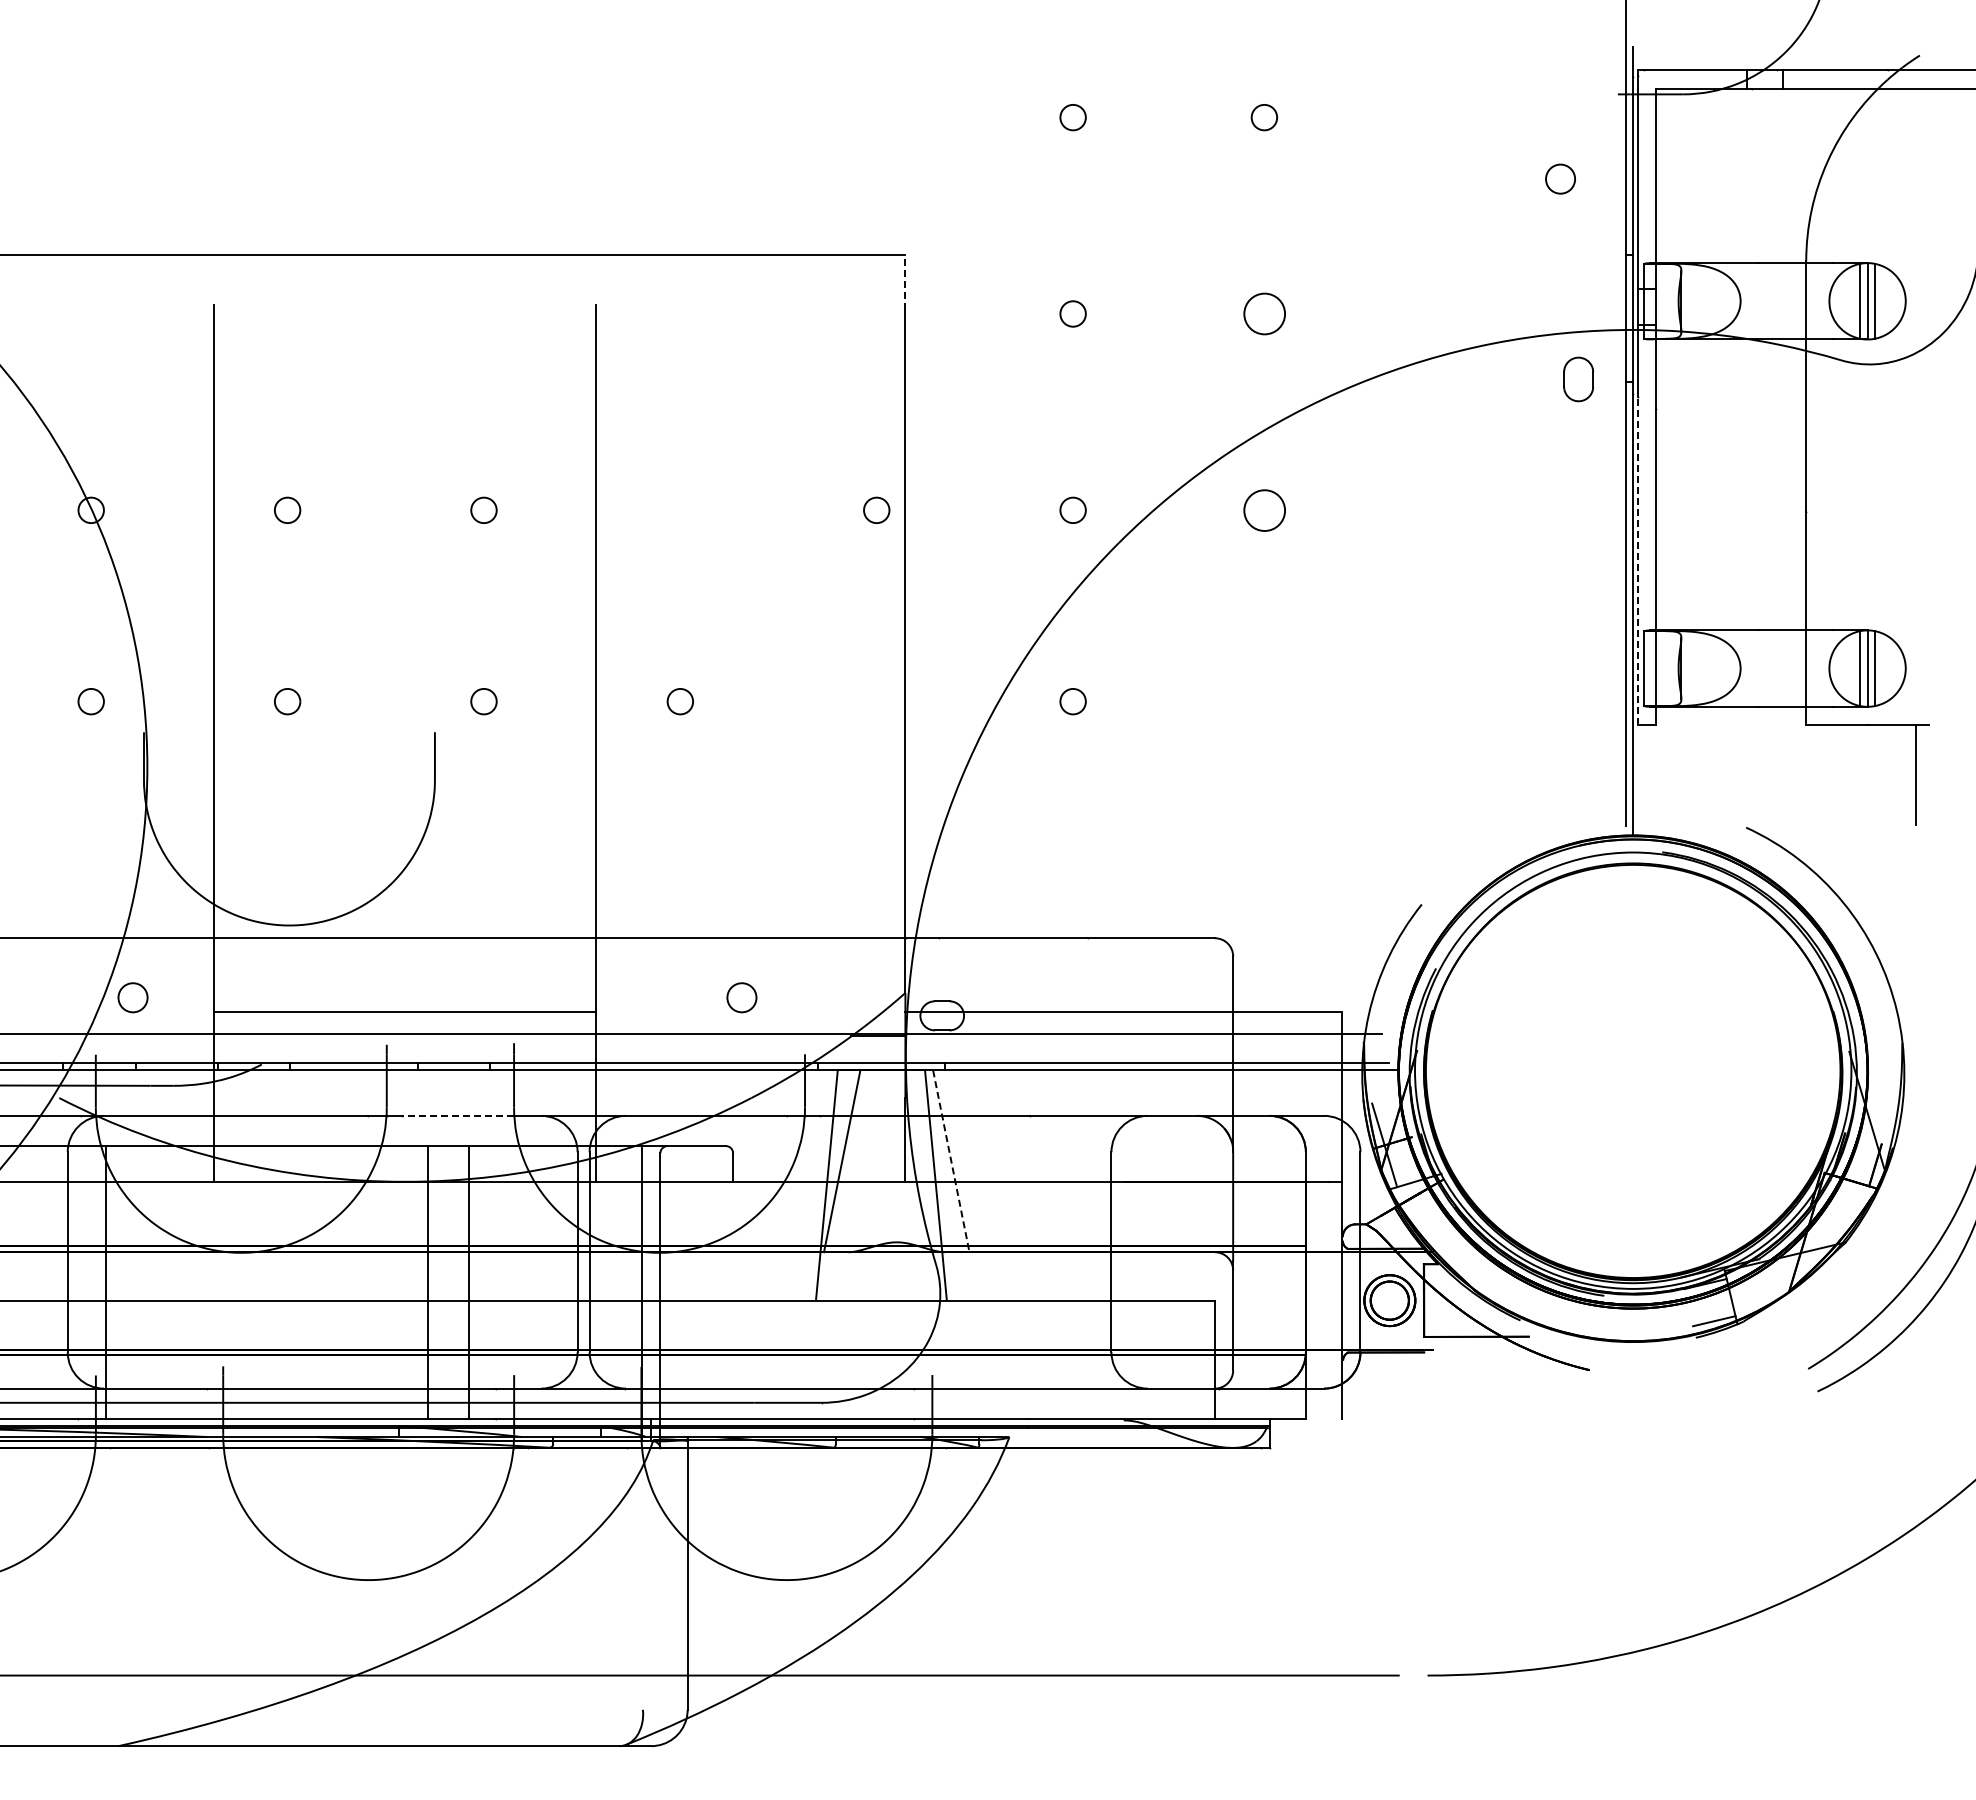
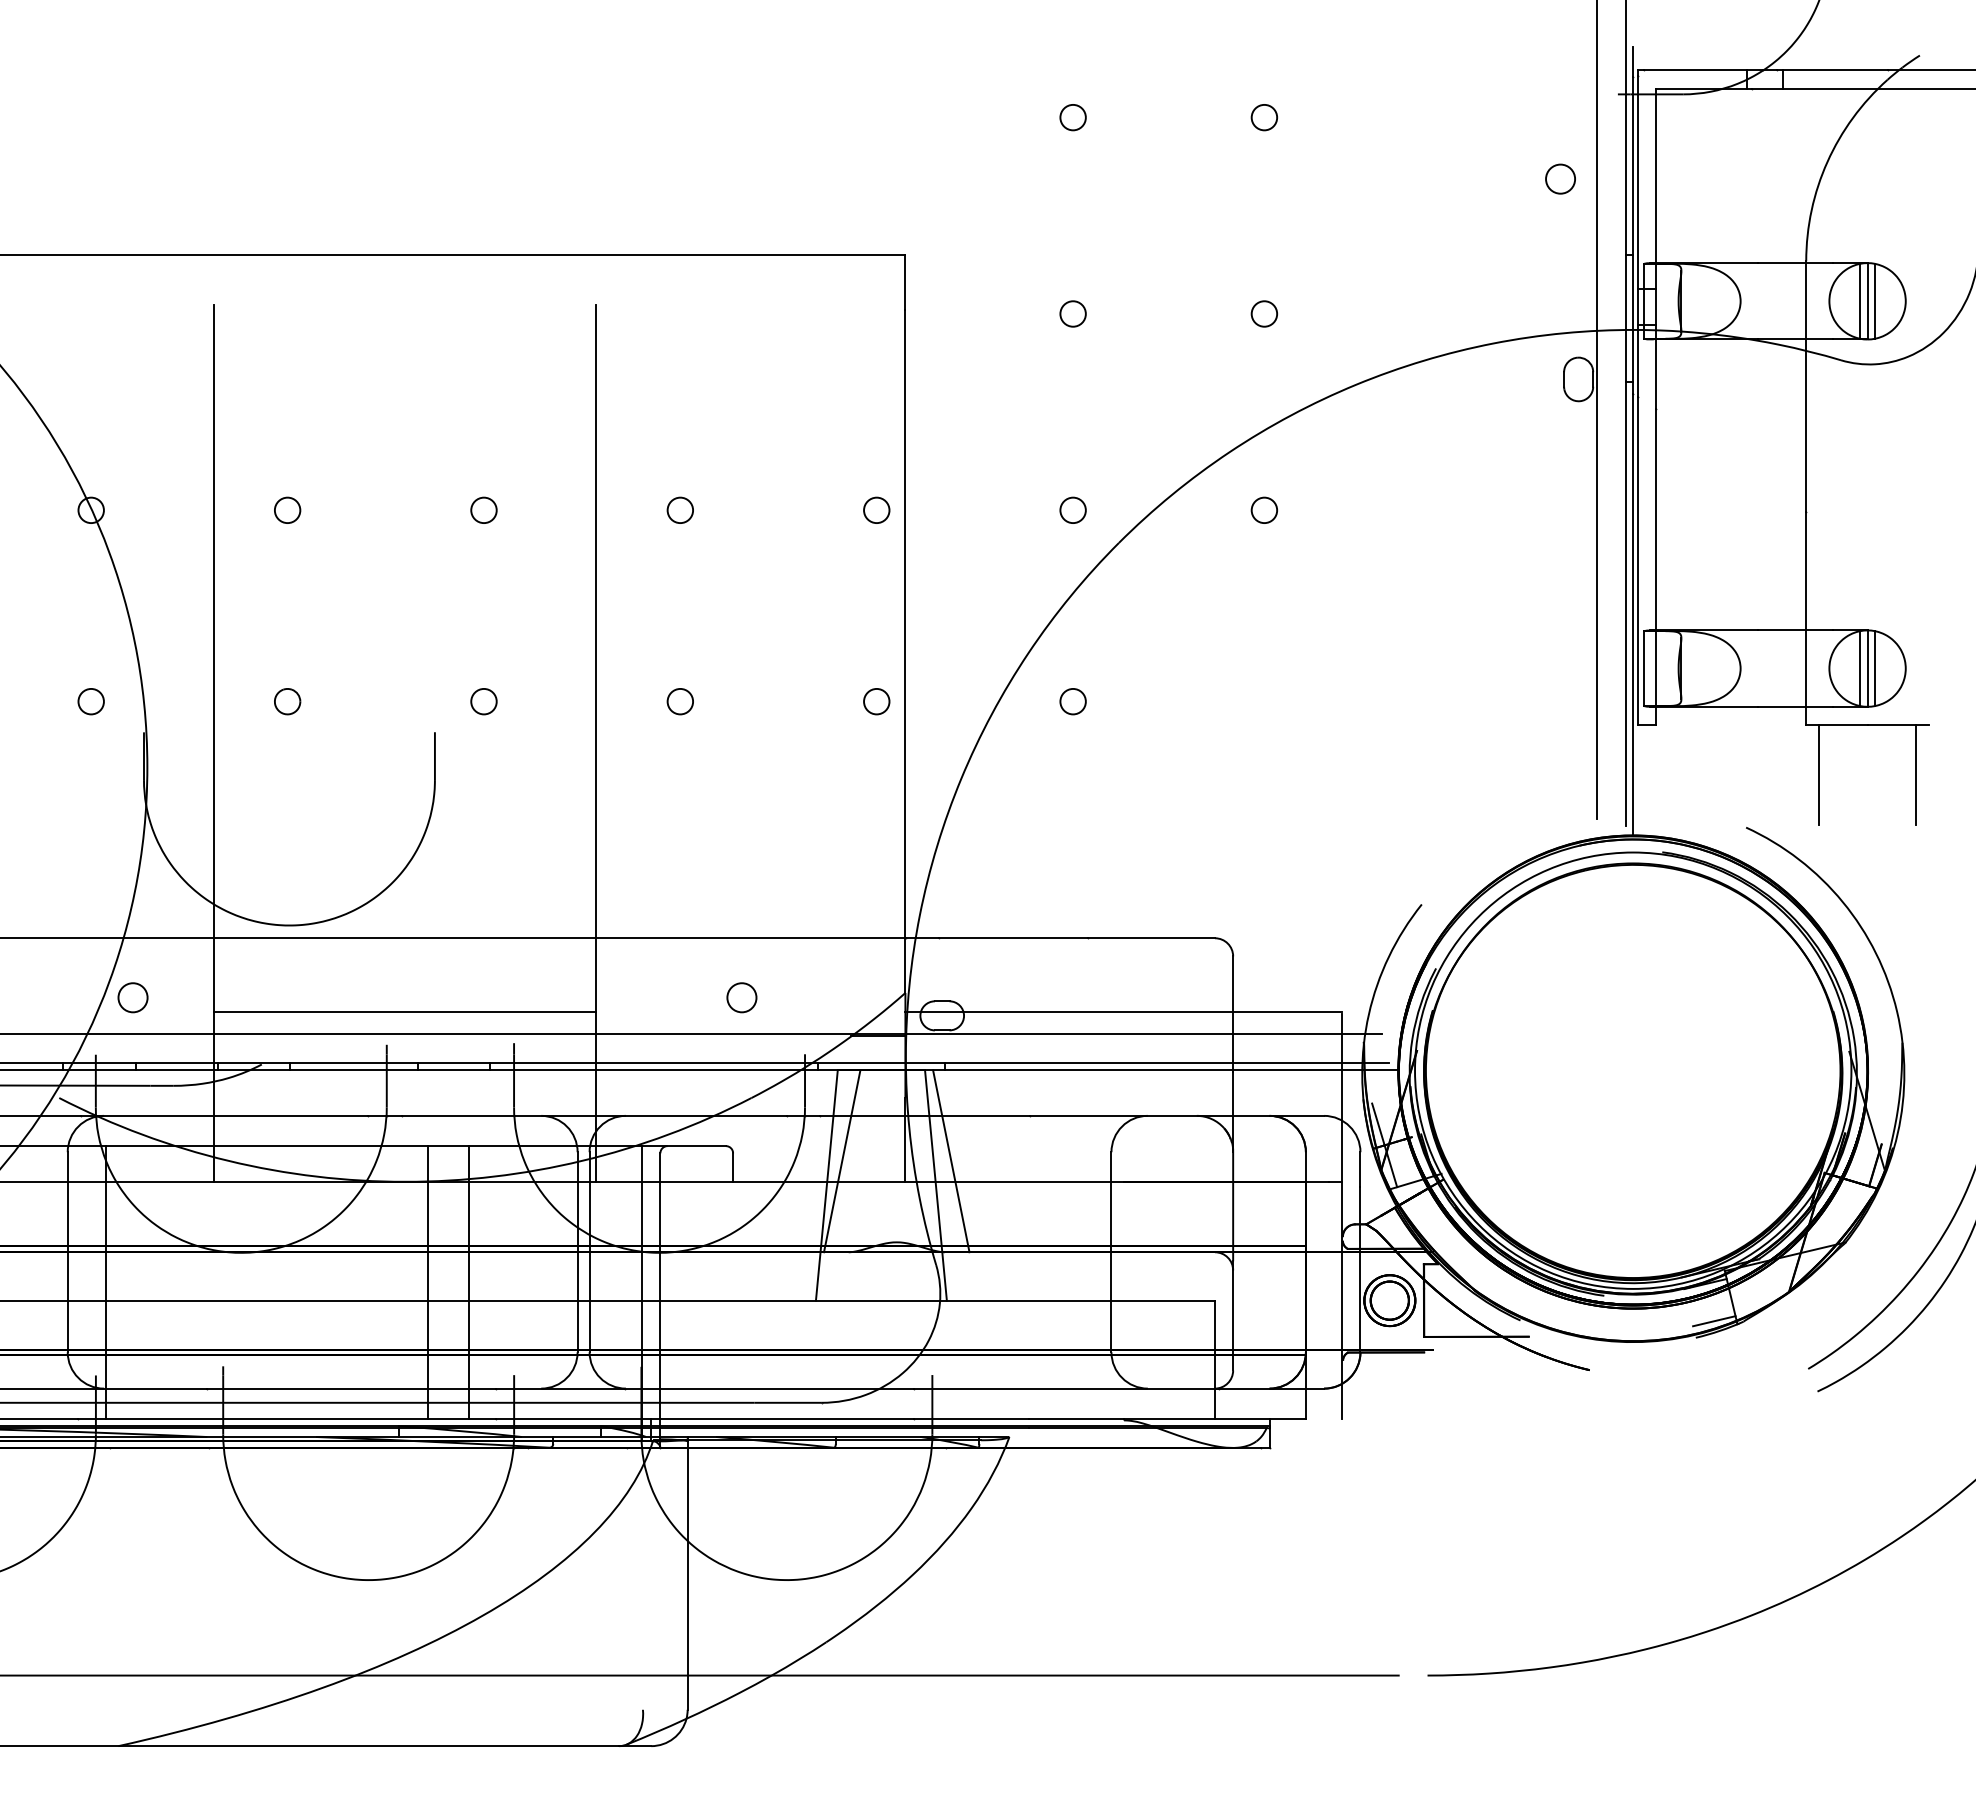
line: dashed -> solid (905, 281)
circle size: 43x44 px -> 28x28 px (1263, 313)
line: none -> present (1596, 410)
circle: none -> present (679, 509)
circle size: 43x43 px -> 28x28 px (1263, 509)
line: dashed -> solid (1637, 561)
circle: none -> present (876, 701)
line: none -> present (1818, 774)
line: dashed -> solid (457, 1115)
line: dashed -> solid (951, 1161)
